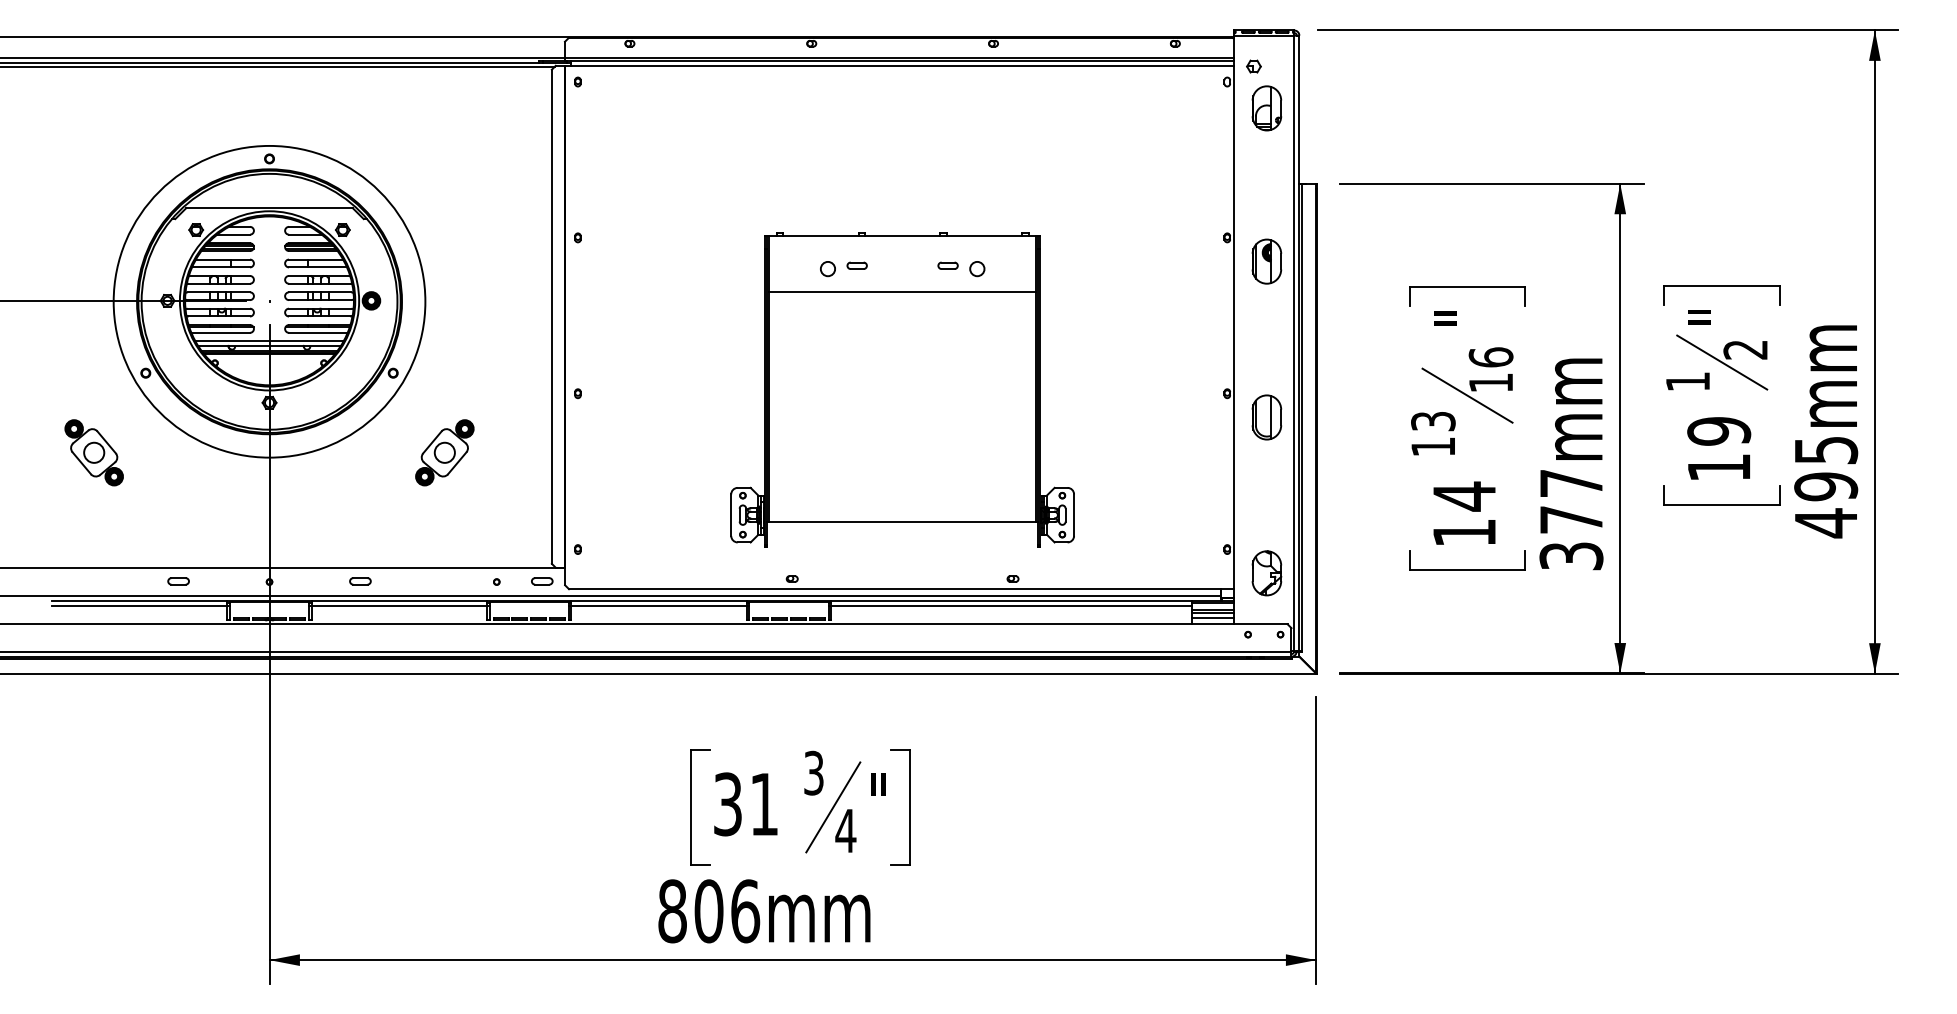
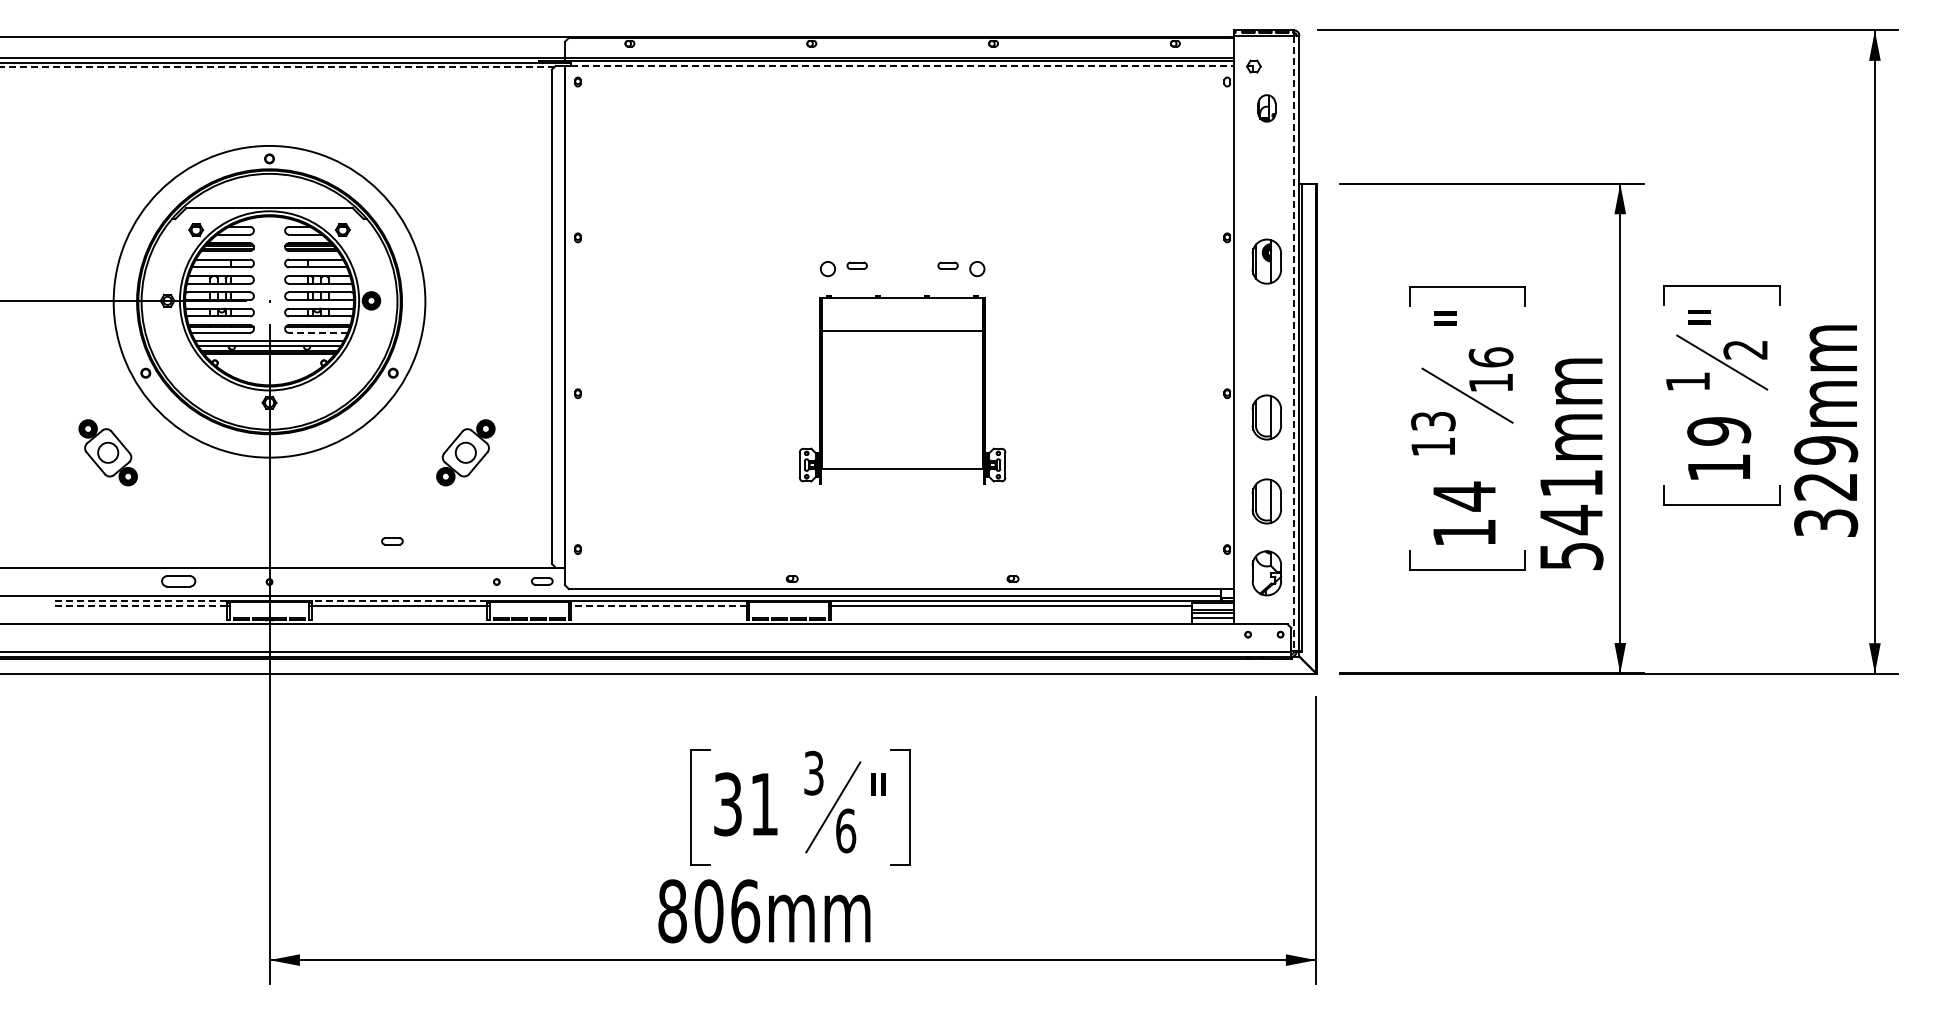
line: solid -> dashed (902, 65)
line: solid -> dashed (277, 67)
part size: 32x47 px -> 20x29 px (1266, 108)
line: solid -> dashed (317, 332)
line: solid -> dashed (1294, 343)
part size: 345x316 px -> 209x190 px (902, 389)
part position: (93, 452) -> (107, 452) (107, 452)
part position: (444, 452) -> (465, 452) (465, 452)
text: 495mm -> 329mm (1826, 487)
part: none -> present (1266, 501)
text: 377mm -> 541mm (1570, 519)
part size: 23x9 px -> 36x13 px (178, 581)
part position: (360, 581) -> (392, 541) (392, 541)
line: solid -> dashed (139, 600)
line: solid -> dashed (399, 600)
line: solid -> dashed (139, 606)
line: solid -> dashed (659, 606)
text: 4 -> 6 (845, 830)
